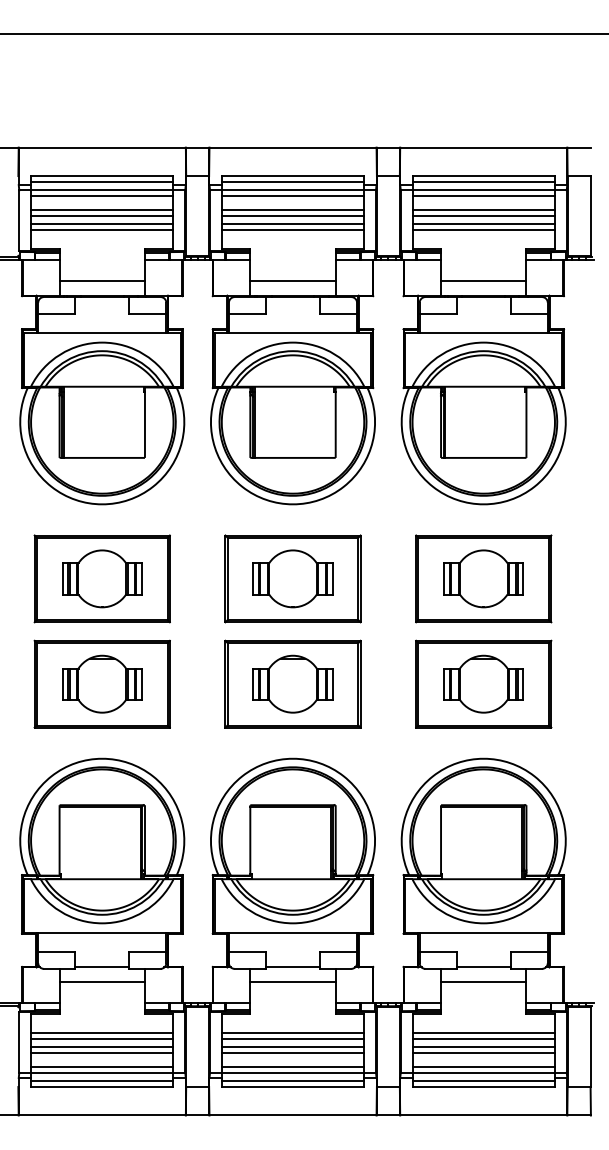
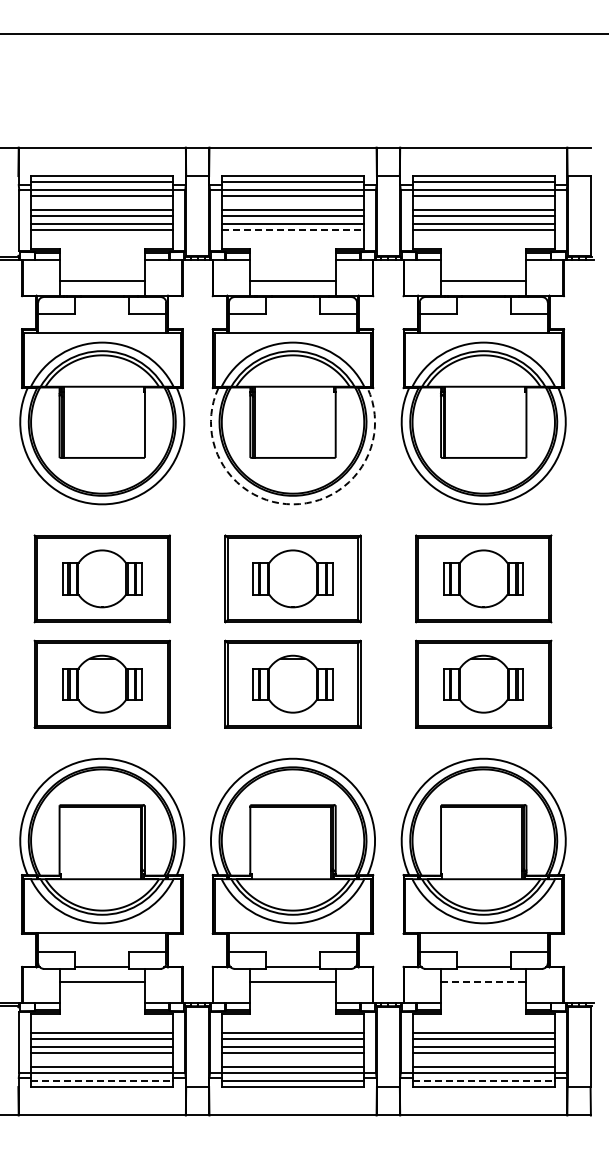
line: solid -> dashed (293, 230)
arc: solid -> dashed (293, 504)
line: solid -> dashed (483, 981)
line: solid -> dashed (102, 1081)
line: solid -> dashed (484, 1081)
